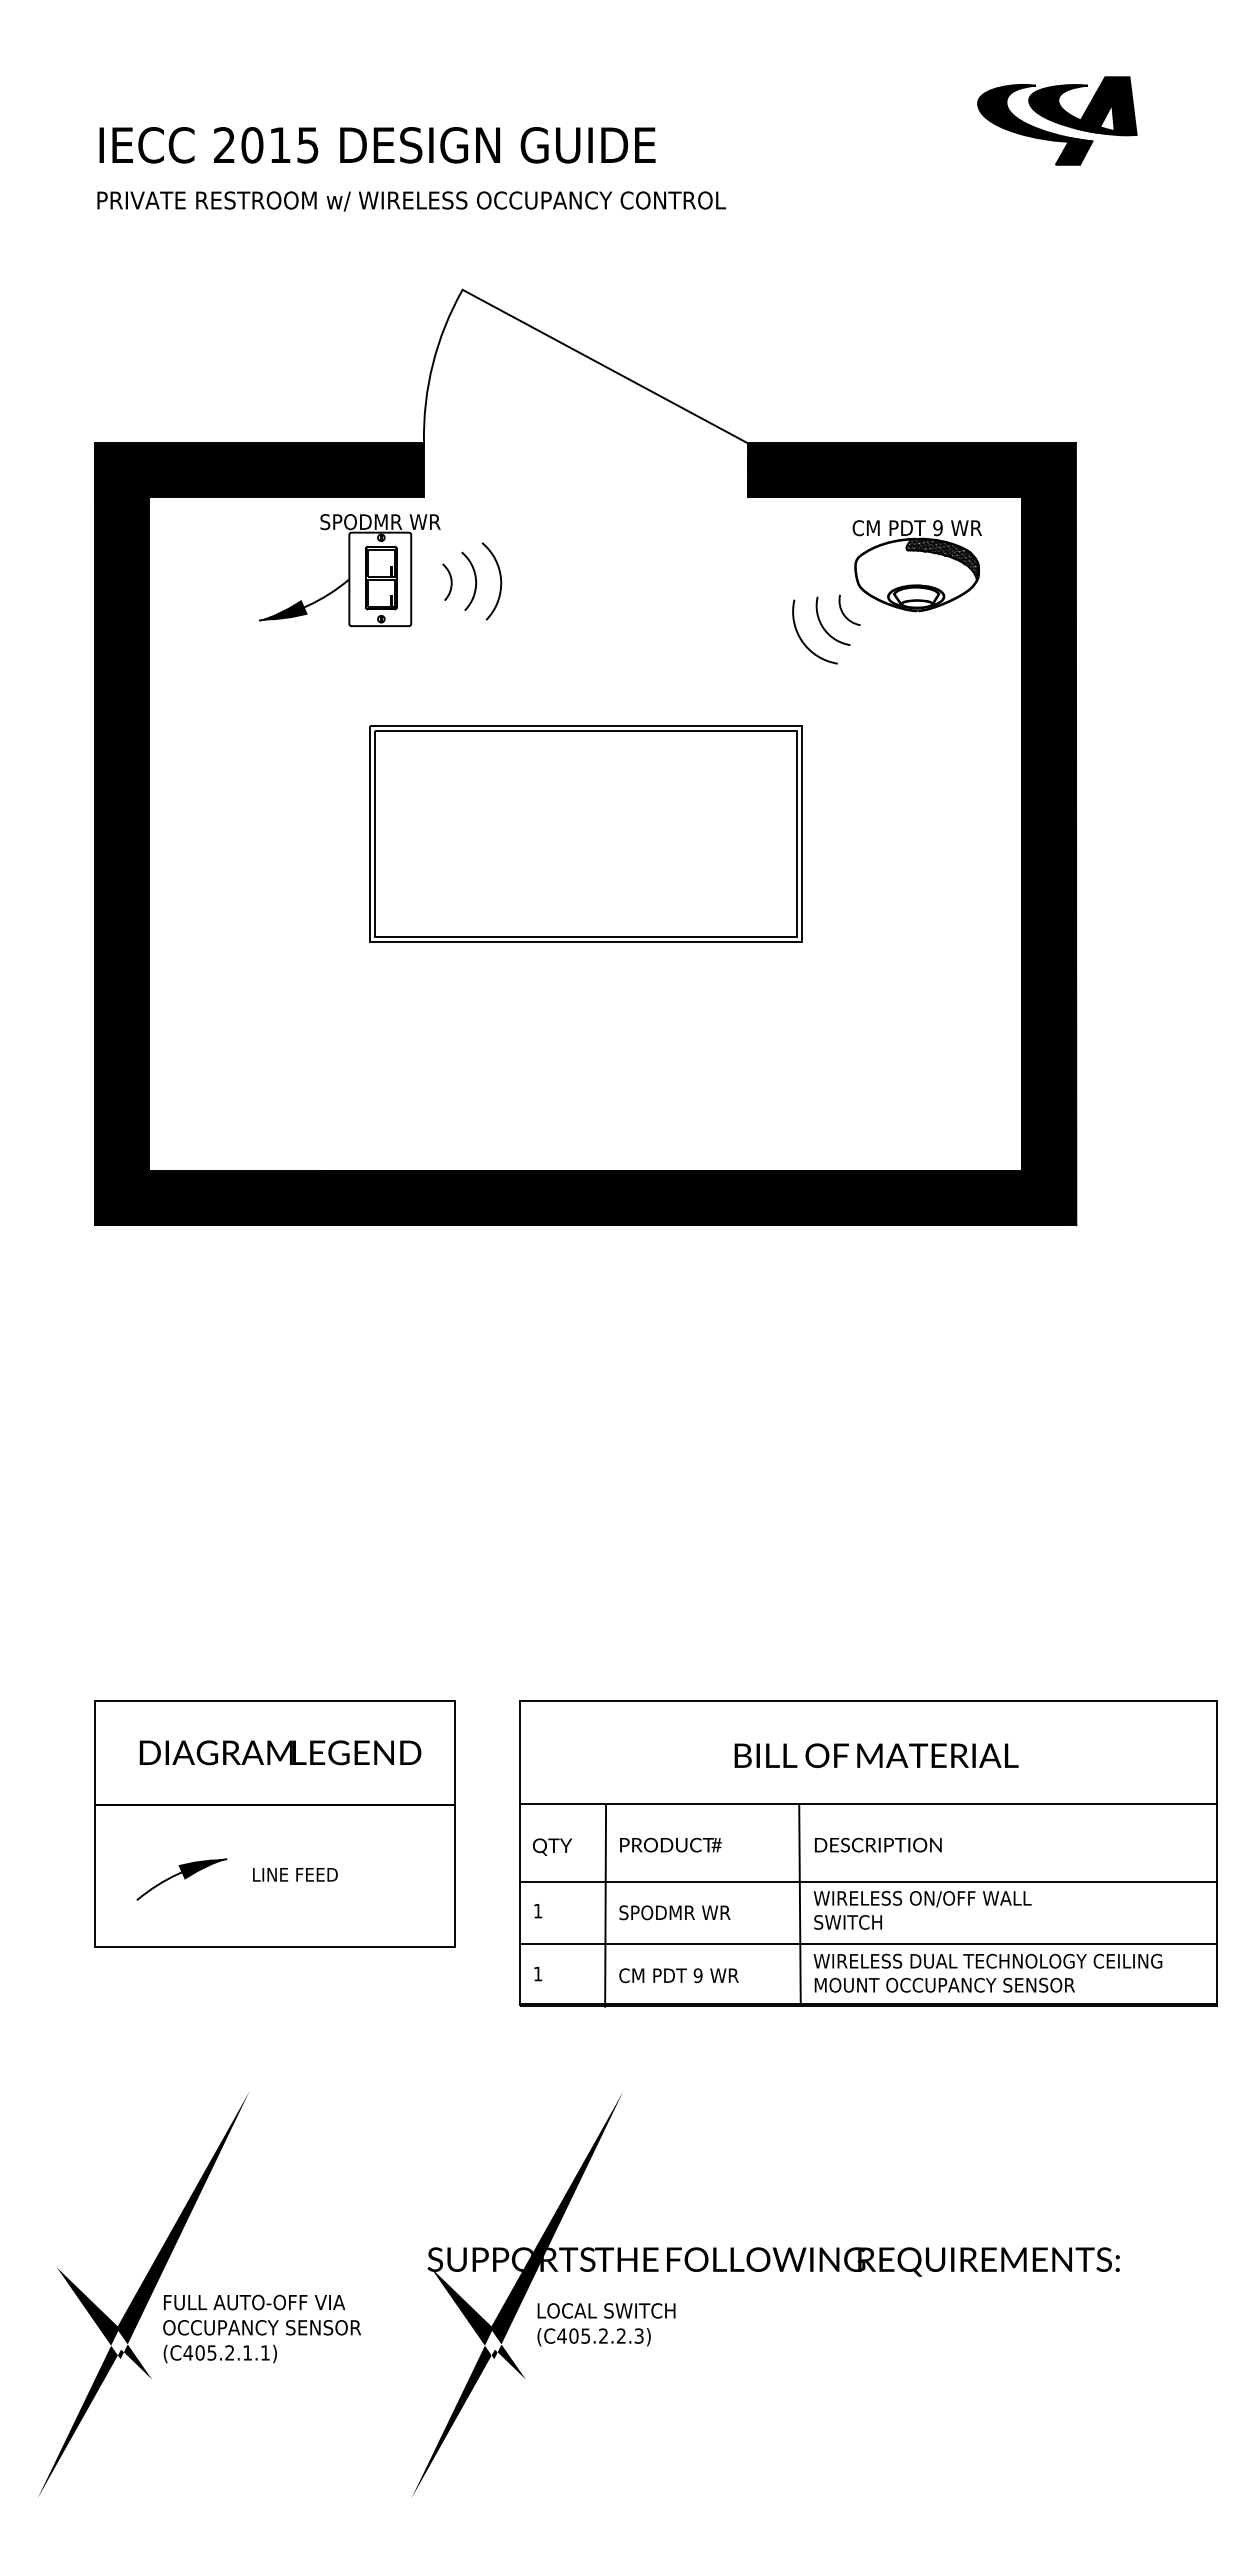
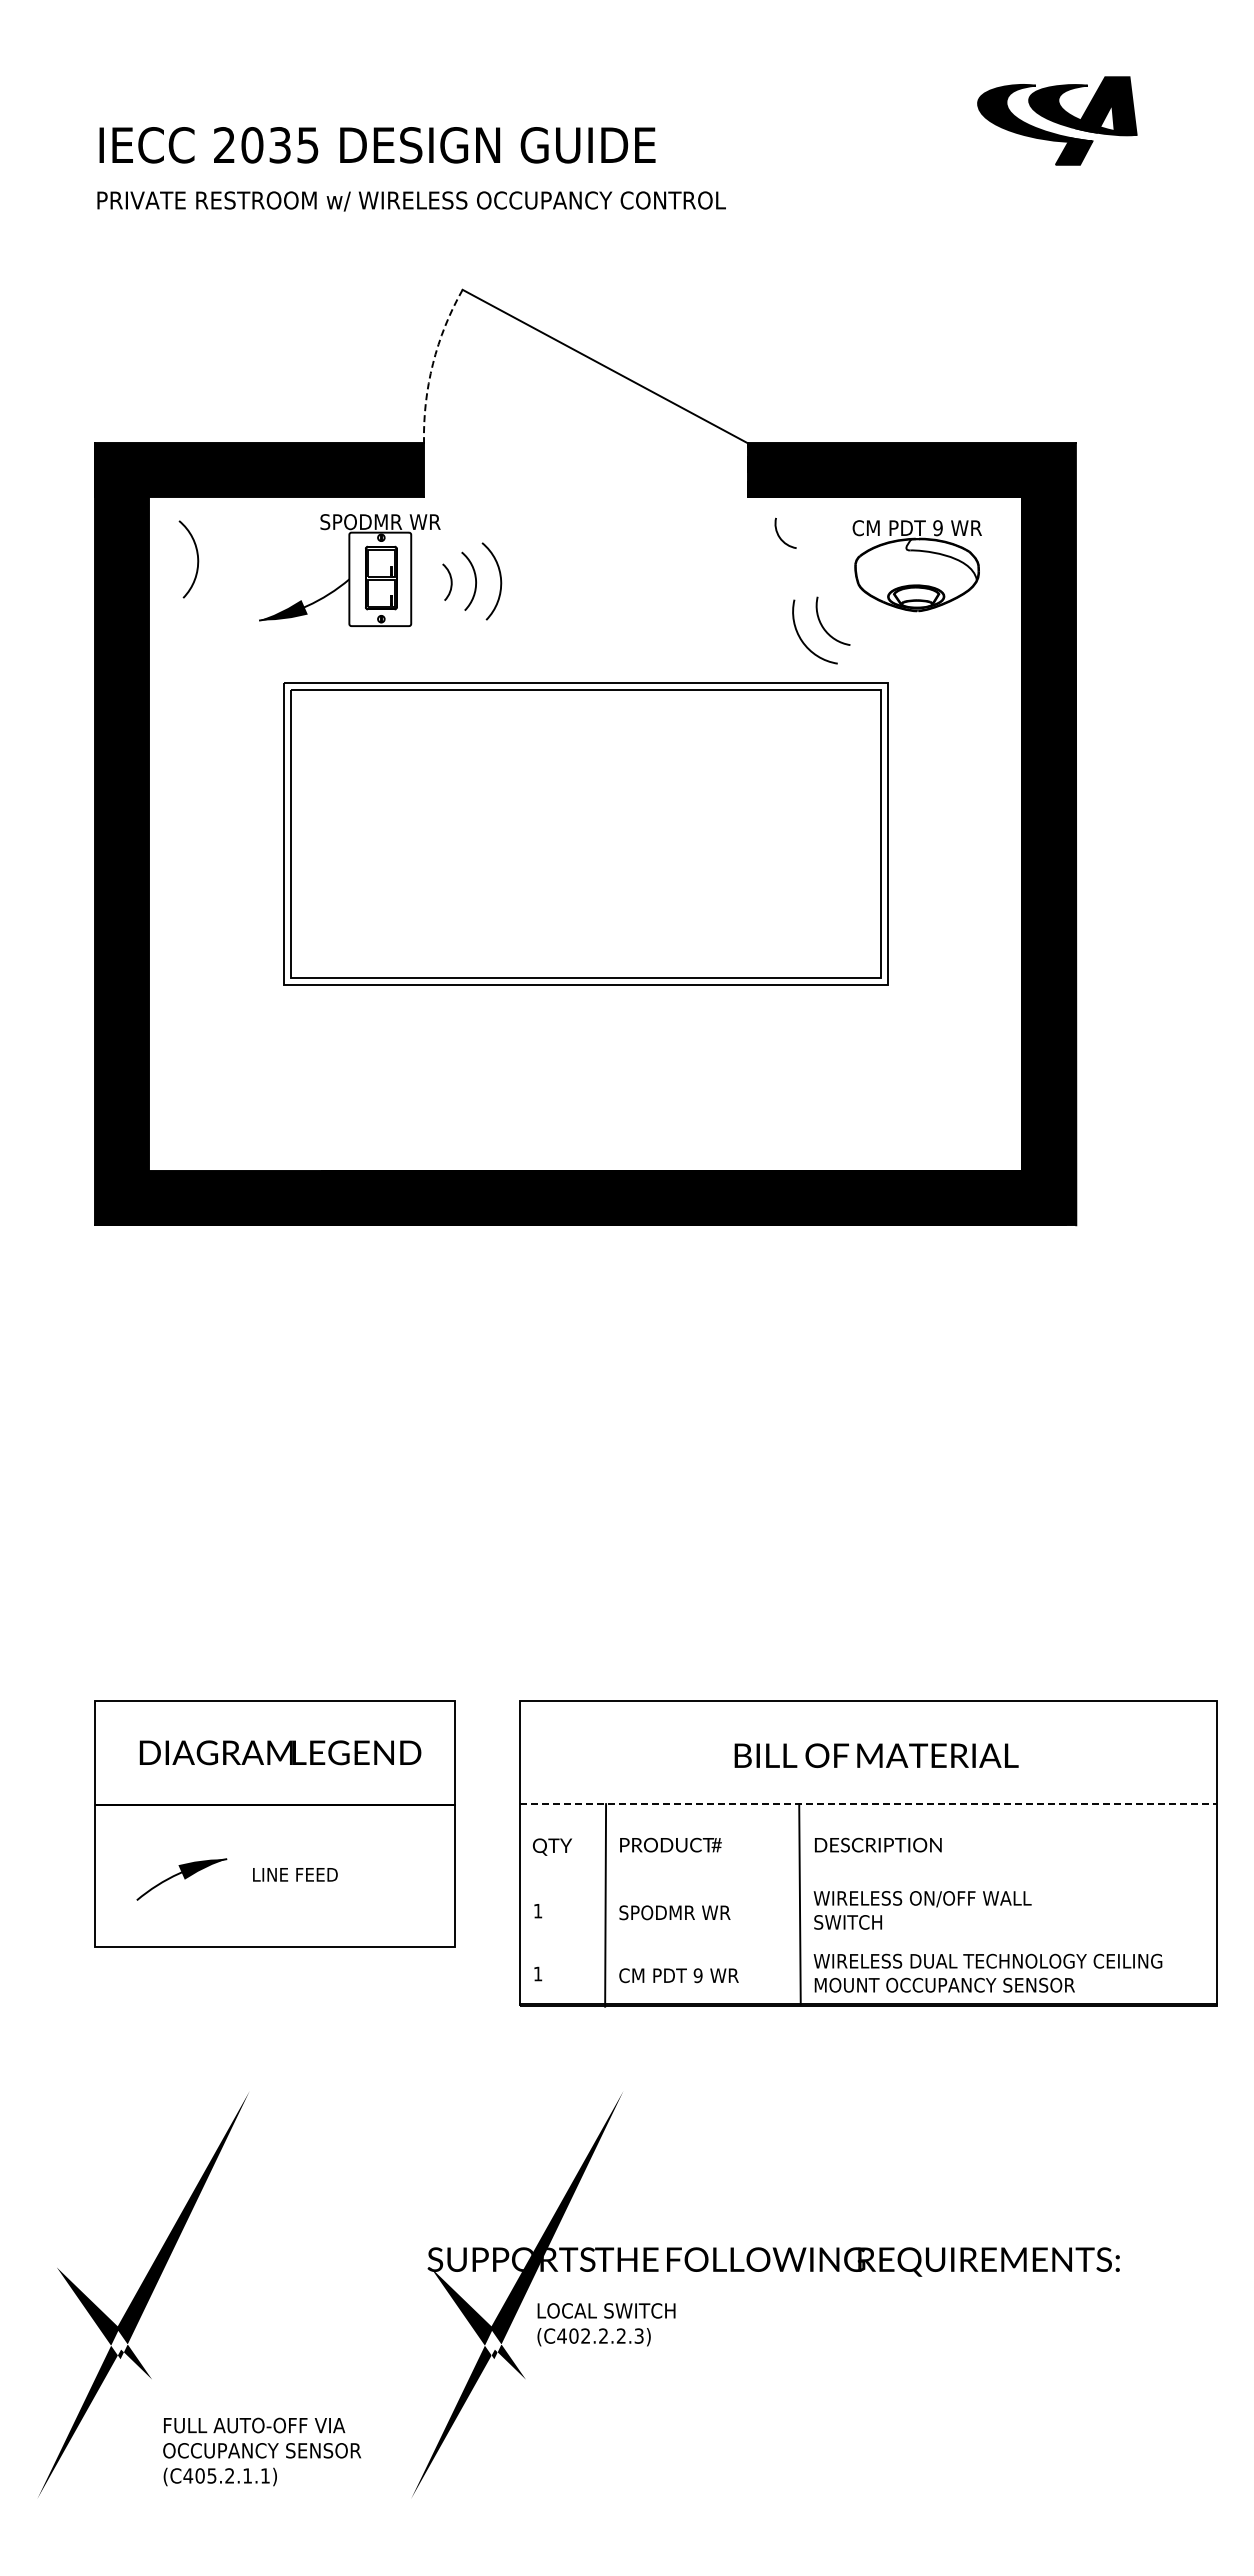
text: 2015 -> 2035 (279, 145)
arc: solid -> dashed (432, 363)
arc: none -> present (197, 559)
hatch: present -> none (942, 559)
arc position: (844, 613) -> (780, 536) (780, 536)
part size: 434x218 px -> 606x304 px (585, 833)
line: solid -> dashed (868, 1804)
line: present -> none (867, 1881)
line: present -> none (867, 1943)
text position: (261, 2328) -> (261, 2451) (261, 2451)
text: (C405.2.2.3) -> (C402.2.2.3) (585, 2335)
